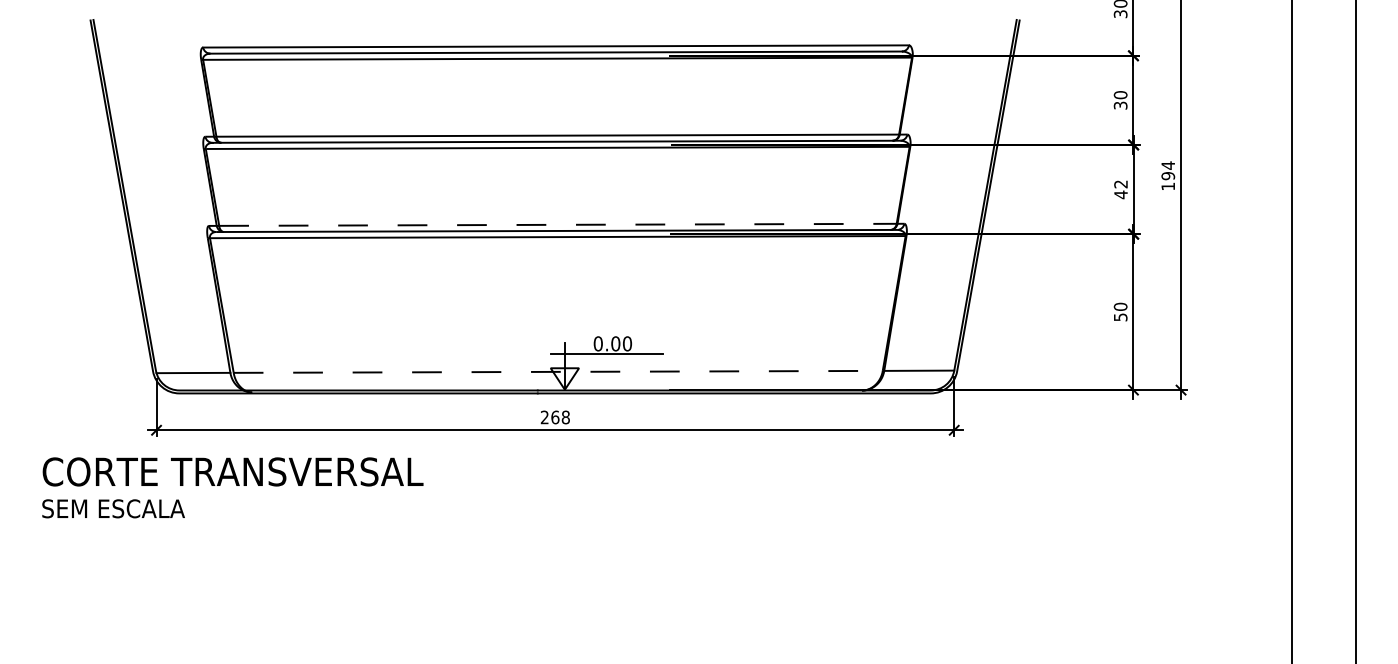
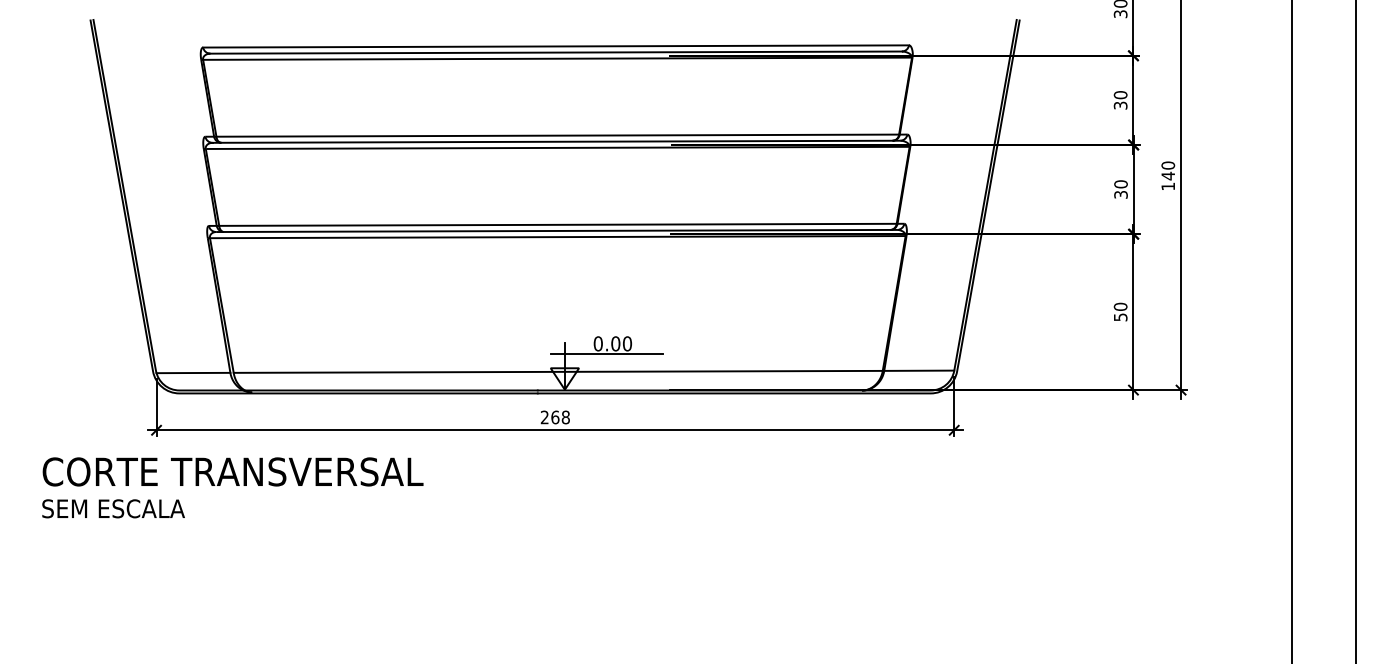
text: 194 -> 140 (1168, 170)
text: 42 -> 30 (1120, 189)
line: dashed -> solid (557, 224)
line: dashed -> solid (558, 371)
